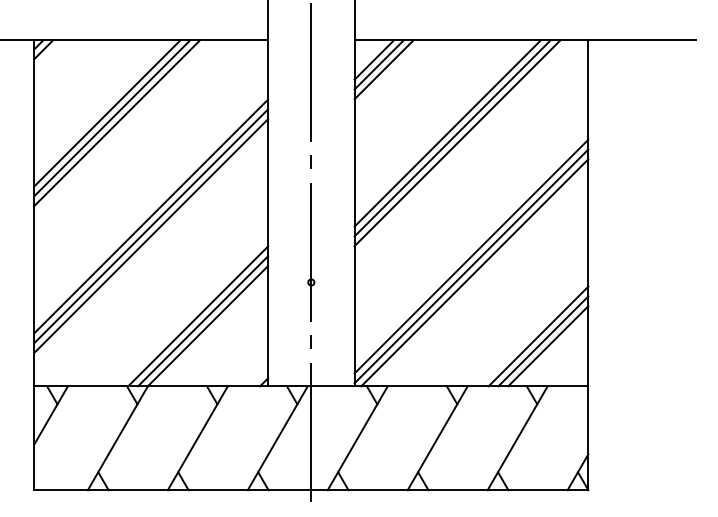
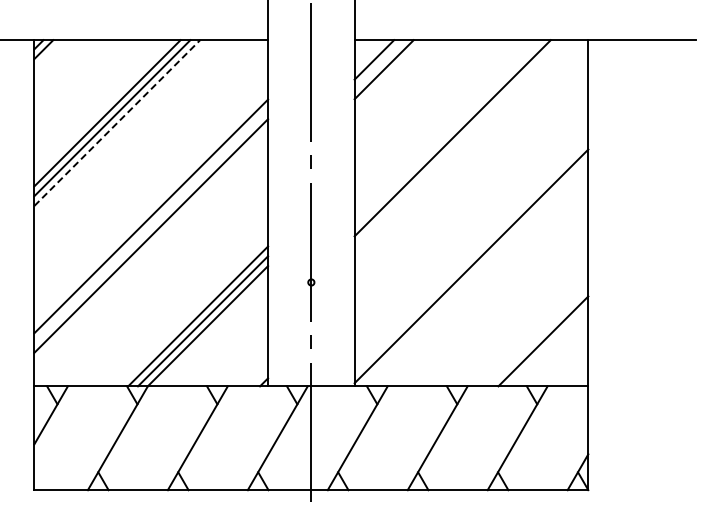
line: present -> none (378, 64)
line: solid -> dashed (117, 122)
line: present -> none (447, 133)
line: present -> none (457, 143)
line: present -> none (151, 226)
line: present -> none (471, 256)
line: present -> none (474, 272)
line: present -> none (538, 336)
line: present -> none (548, 346)
